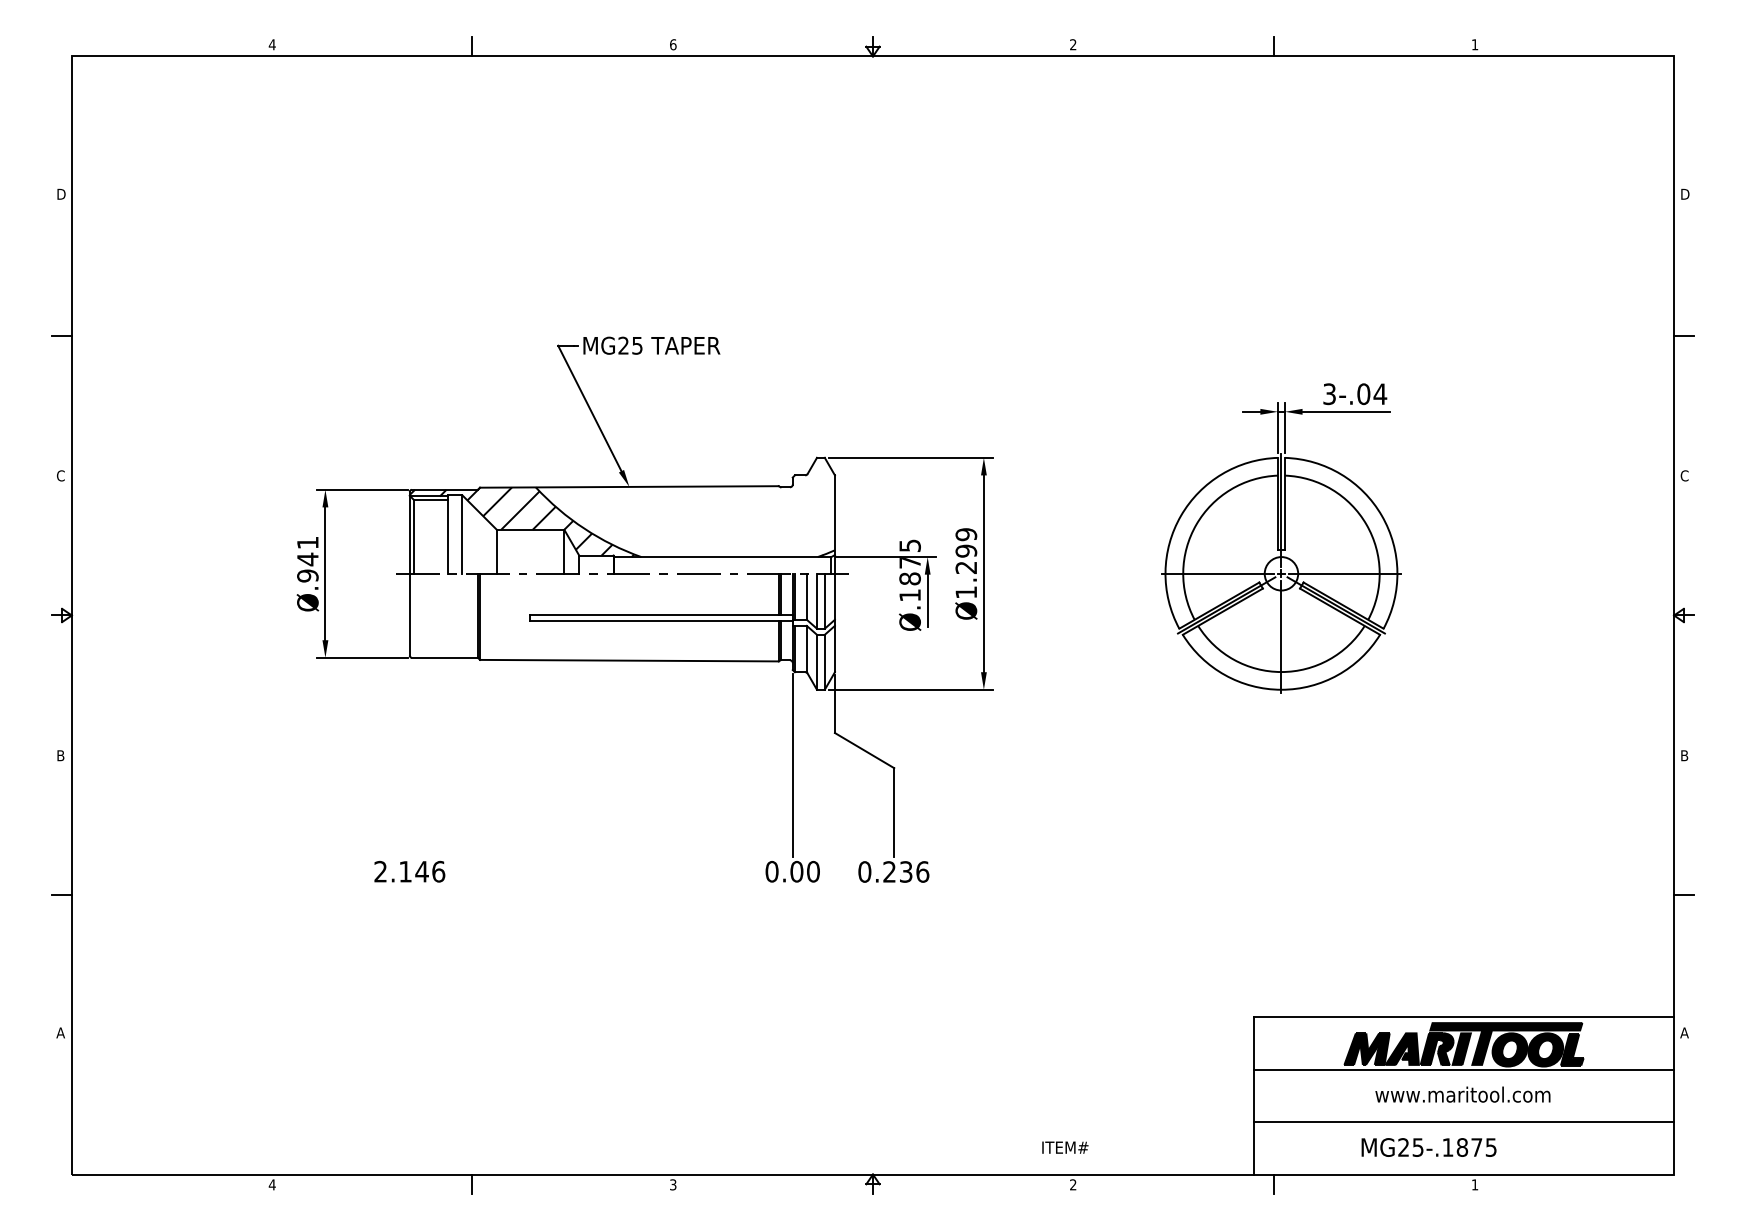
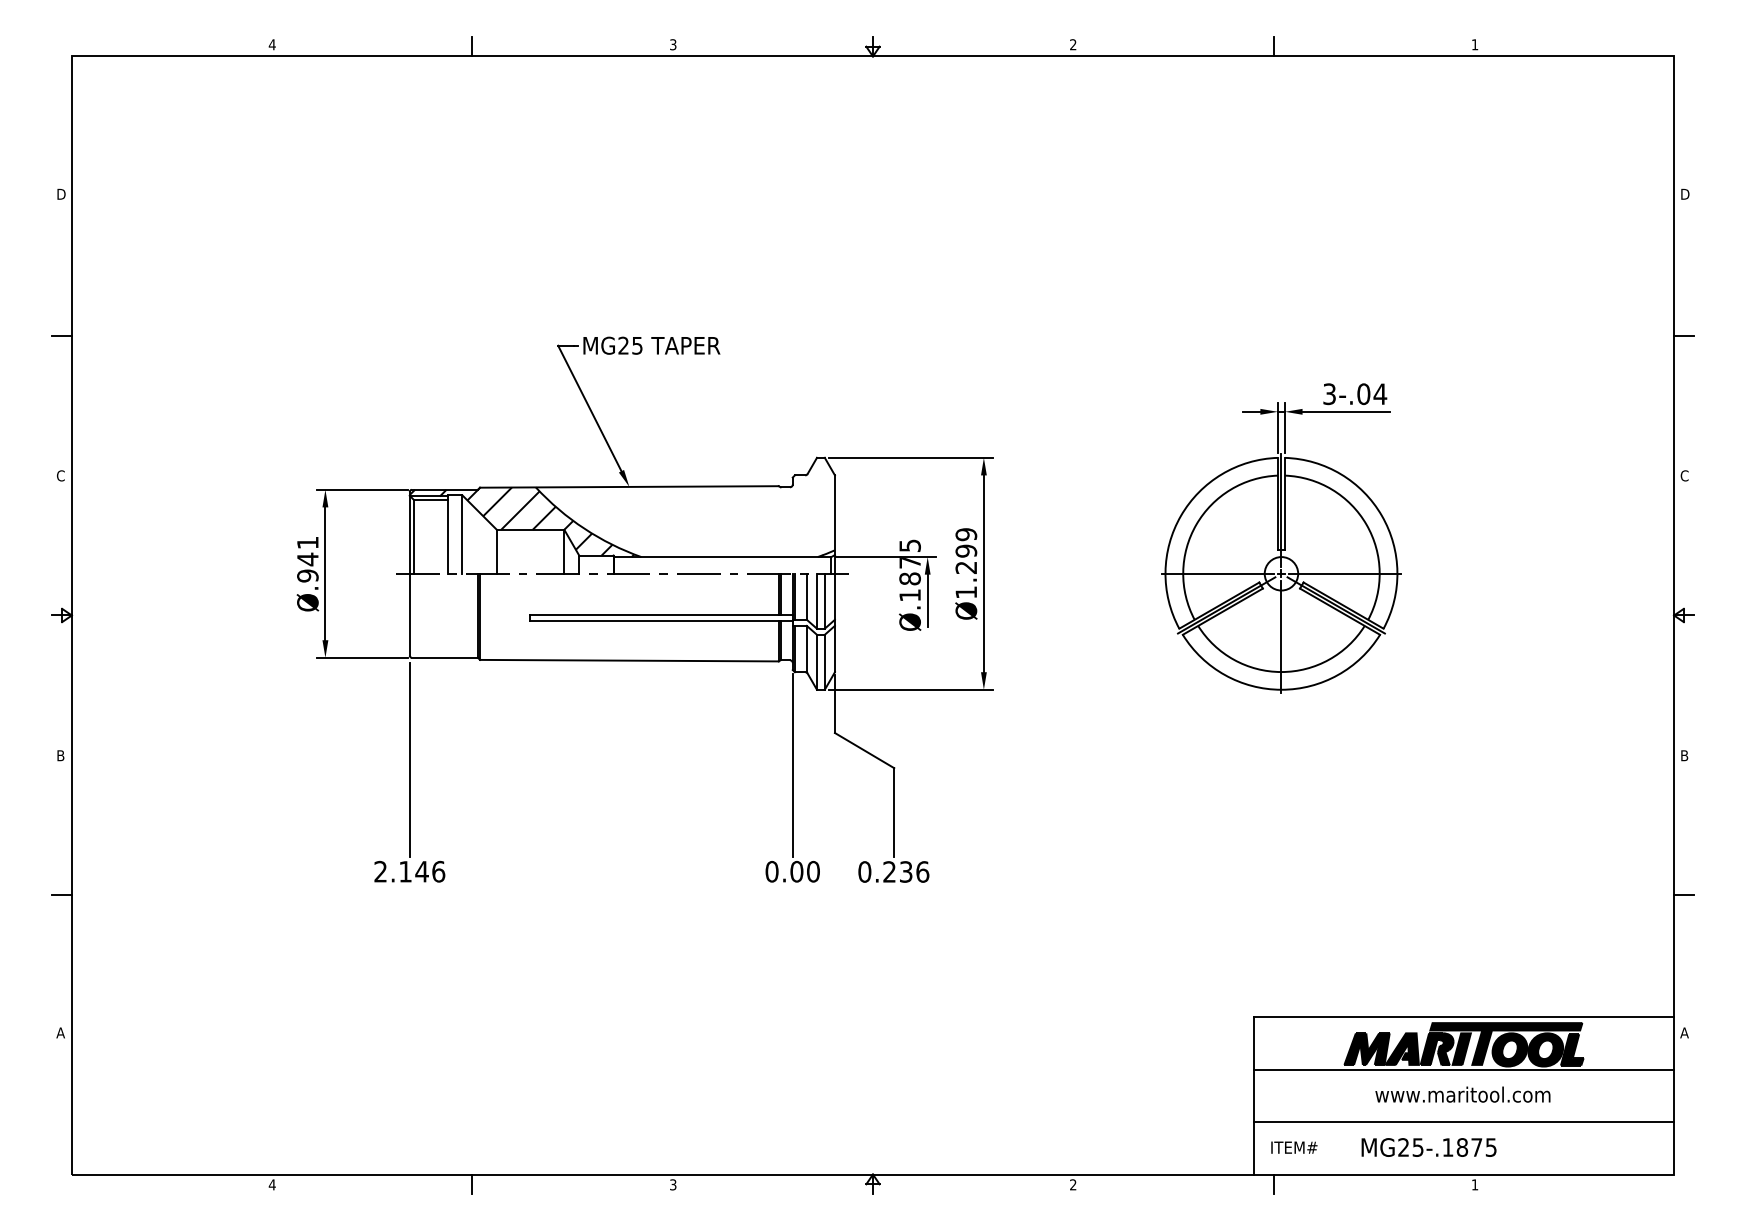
text: 6 -> 3 (673, 44)
line: none -> present (409, 759)
text position: (1065, 1147) -> (1294, 1147) (1294, 1147)
